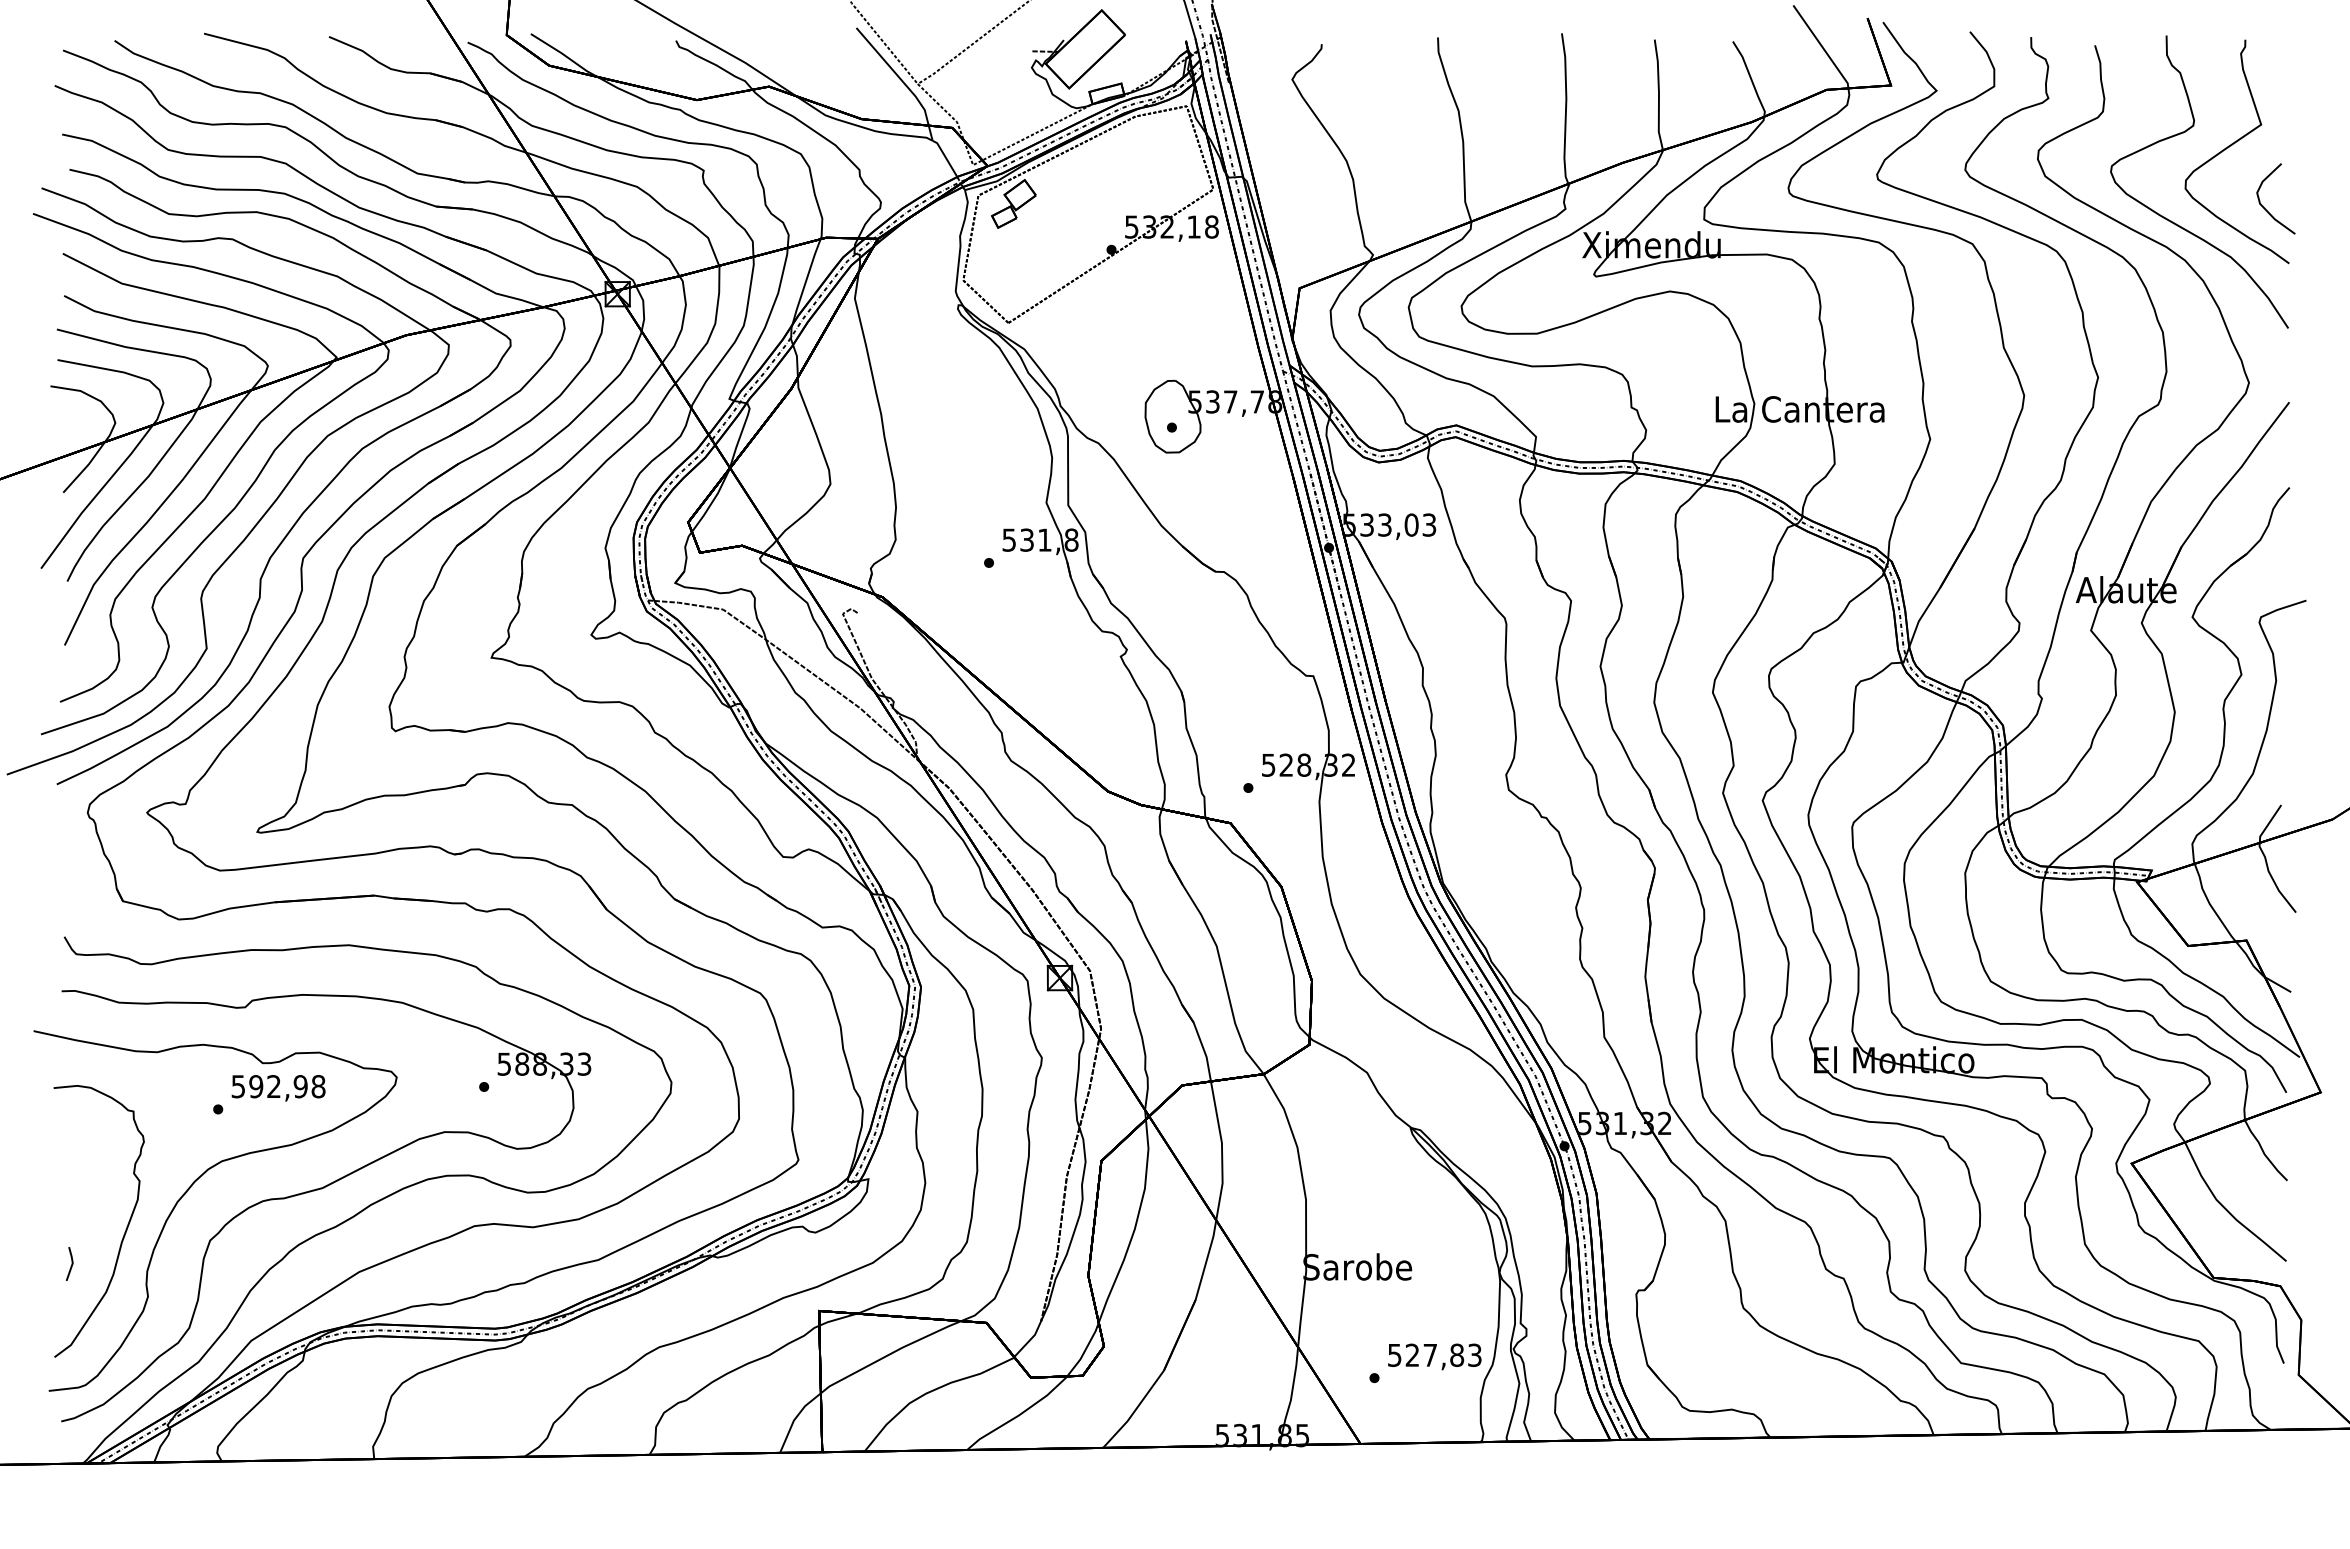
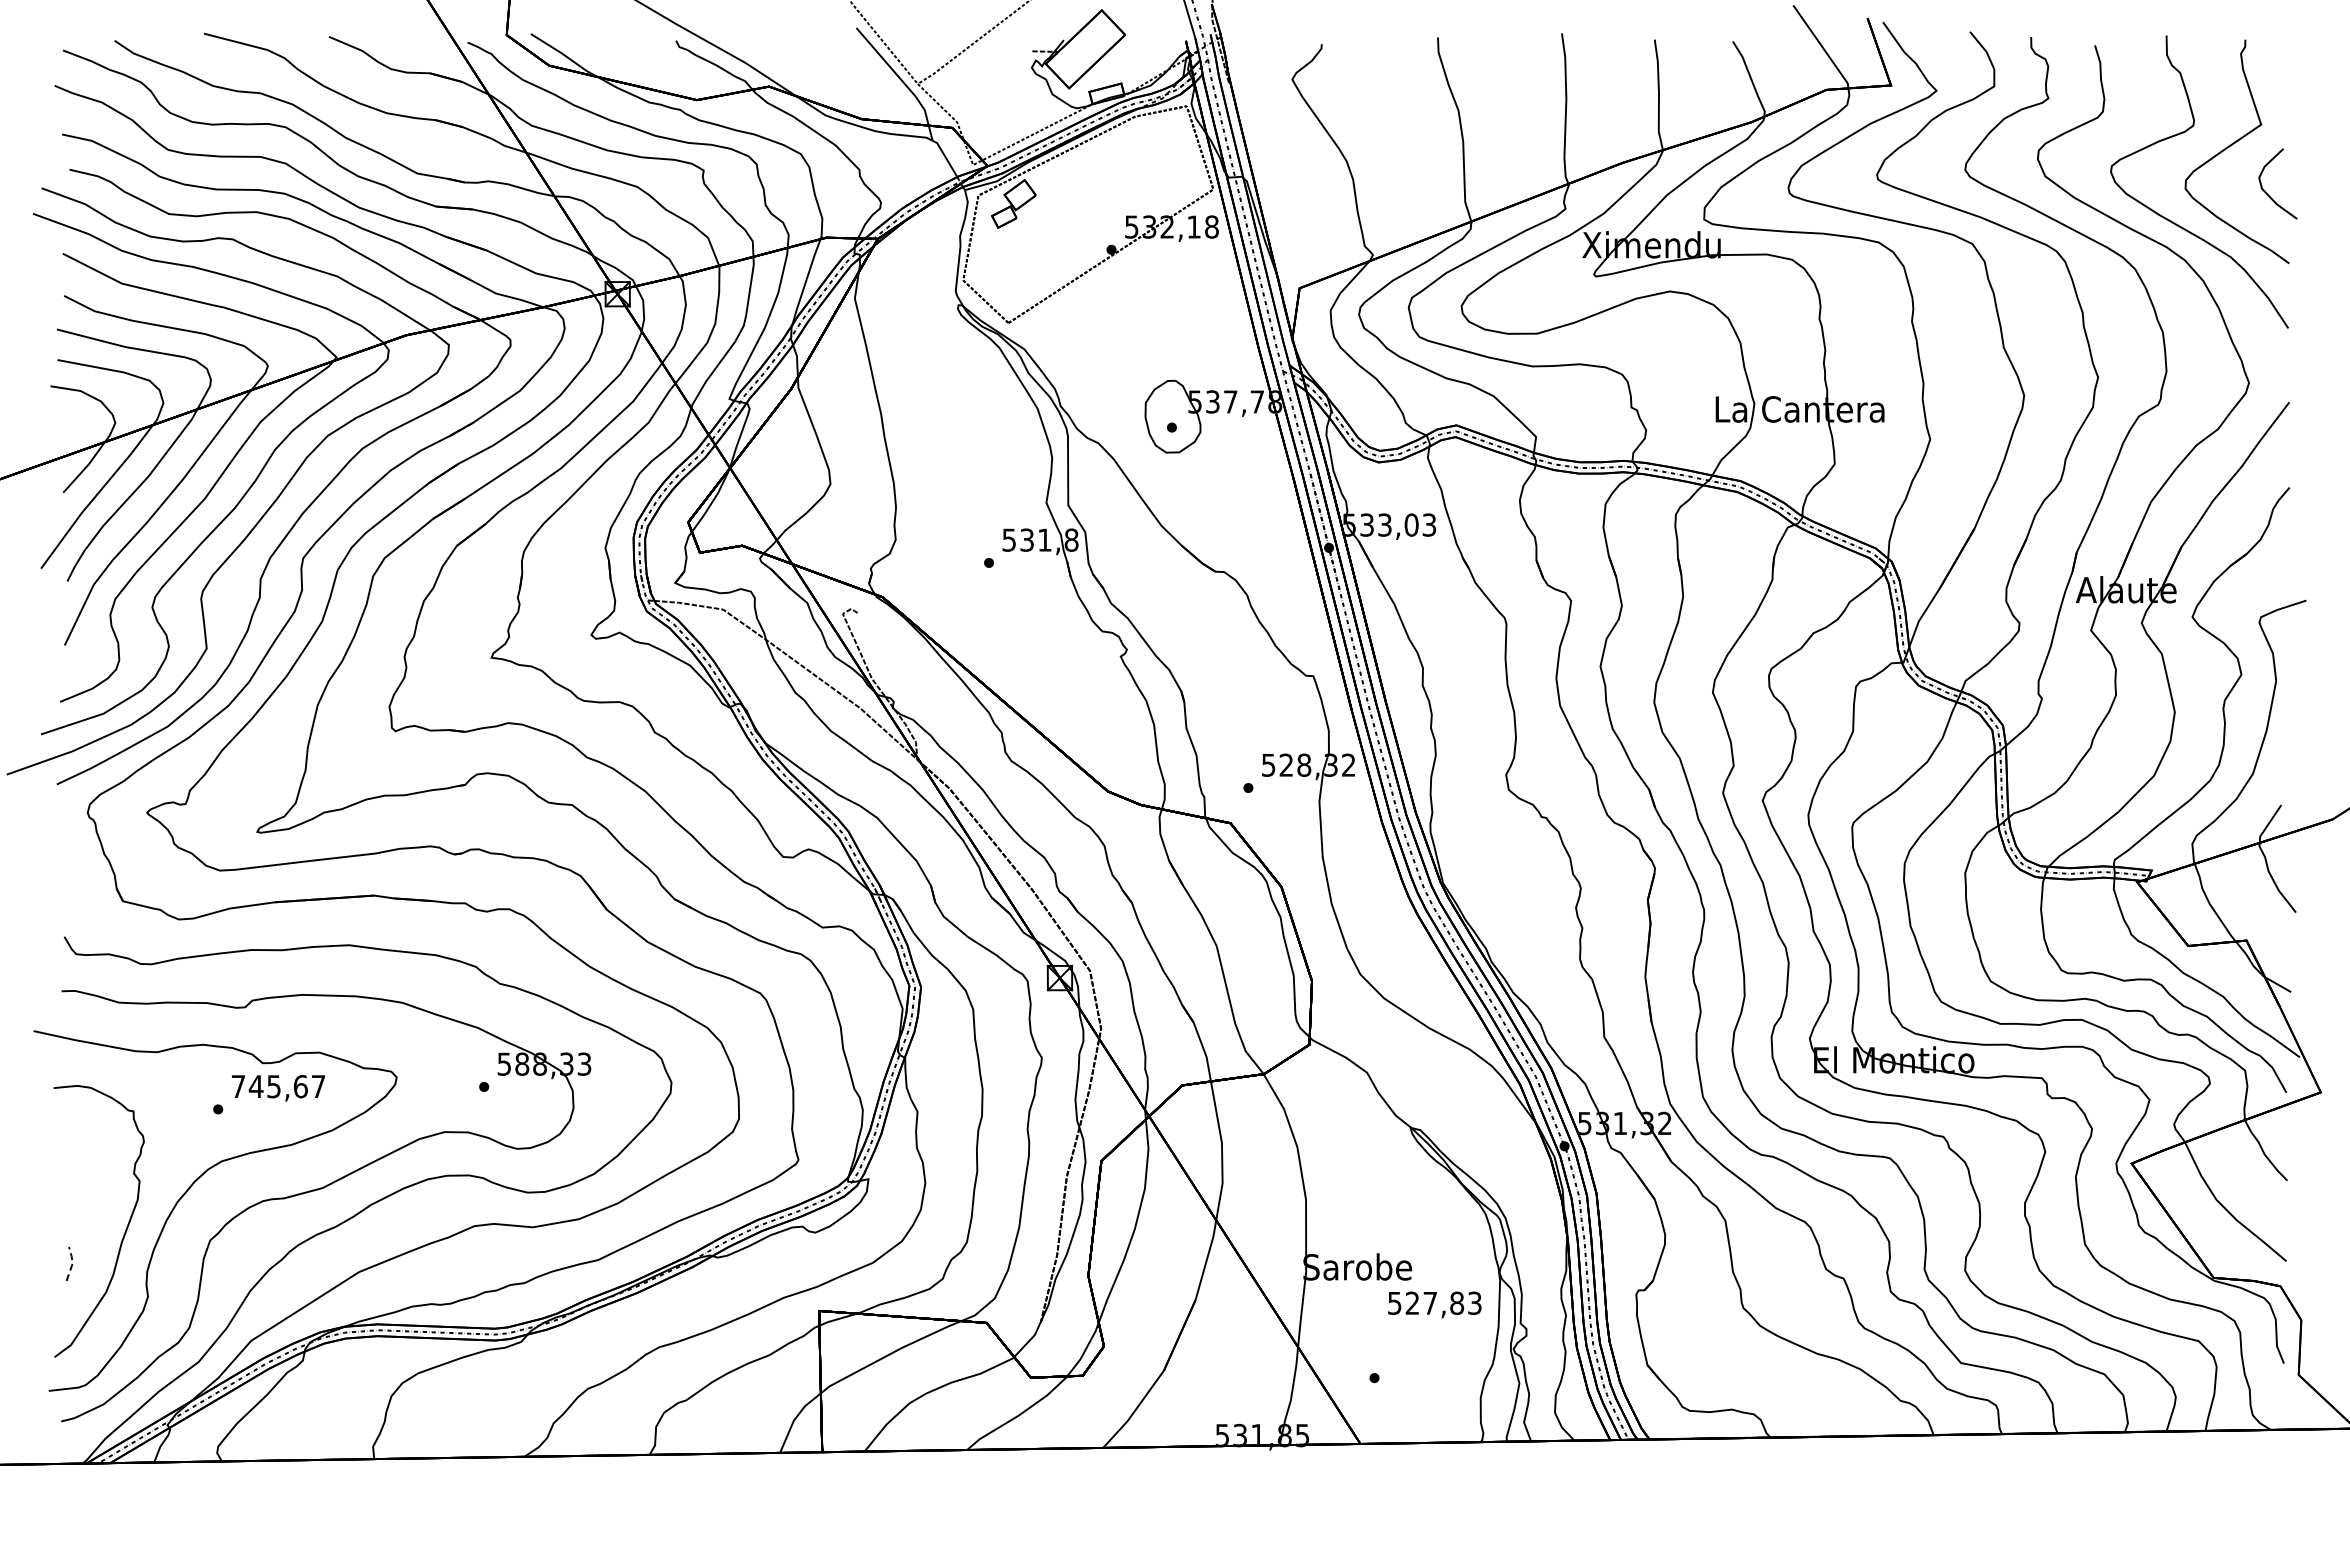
curve position: (2263, 205) -> (2265, 190) (2265, 190)
text: 592,98 -> 745,67 (278, 1086)
line: solid -> dashed (72, 1263)
text position: (1434, 1356) -> (1434, 1304) (1434, 1304)
